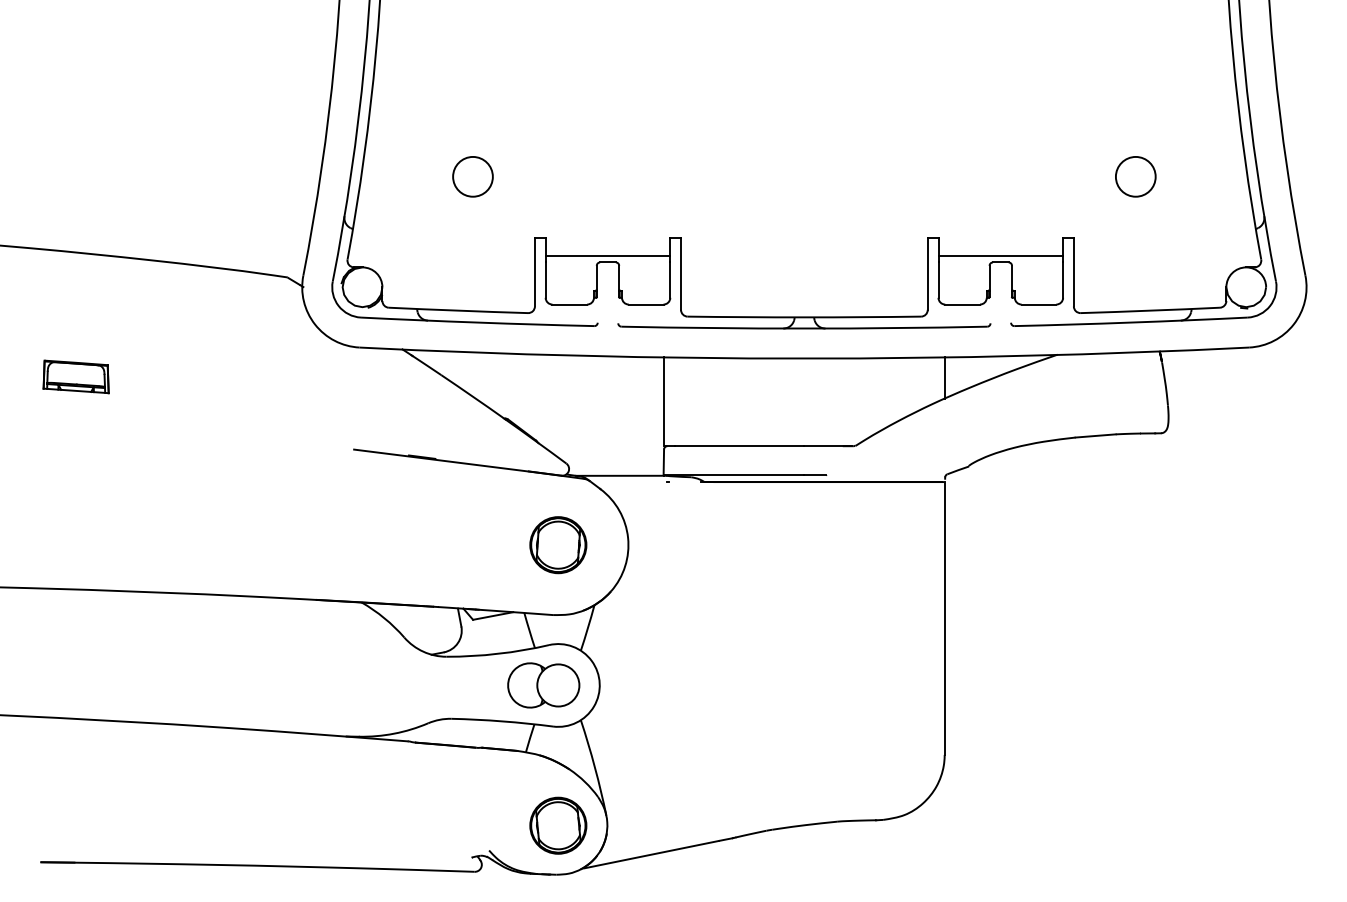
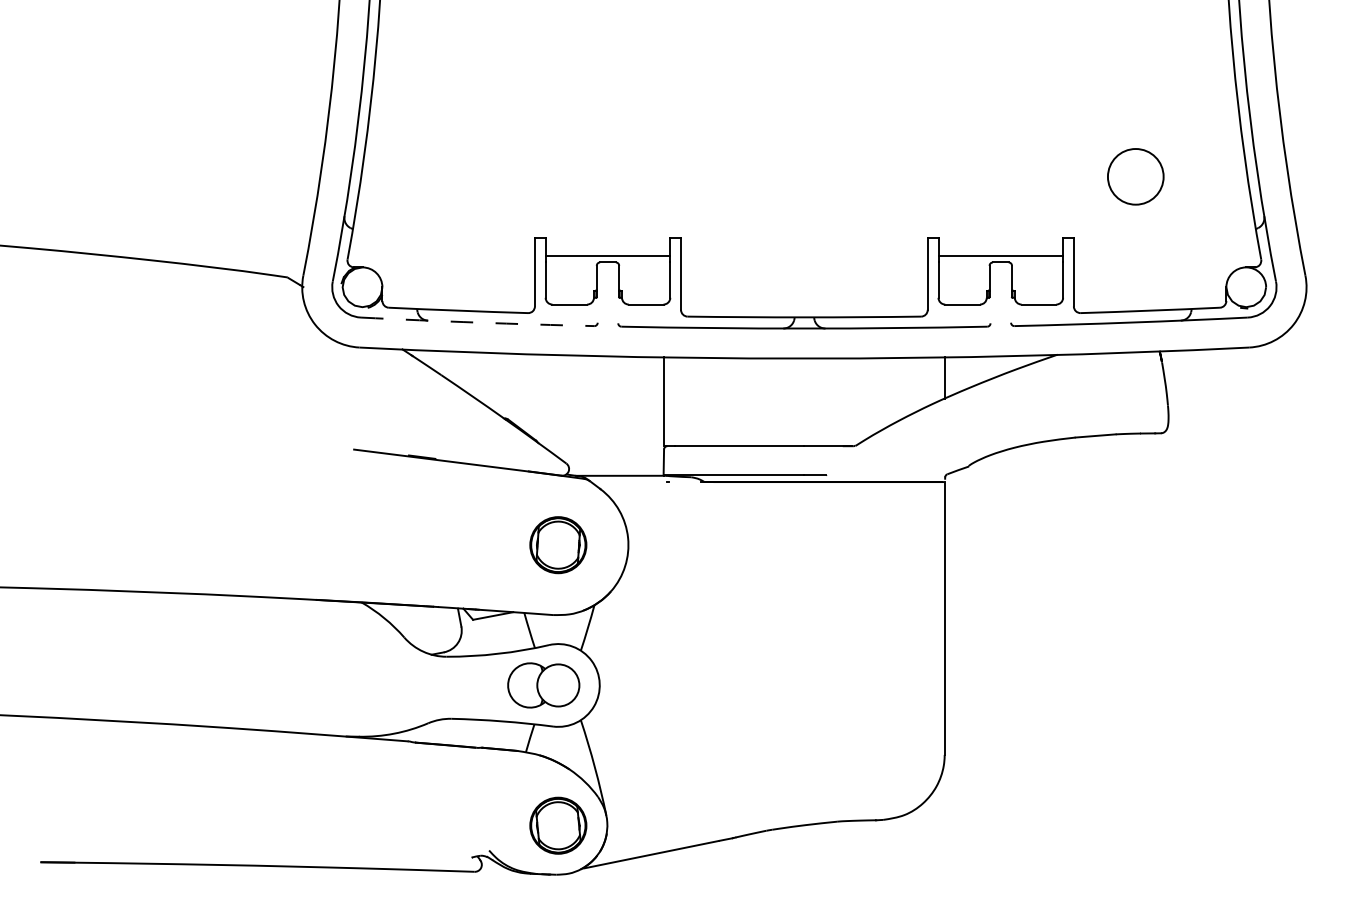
circle: present -> none (472, 176)
circle diameter: 40 px -> 56 px (1135, 176)
arc: solid -> dashed (477, 322)
part: present -> none (75, 376)
